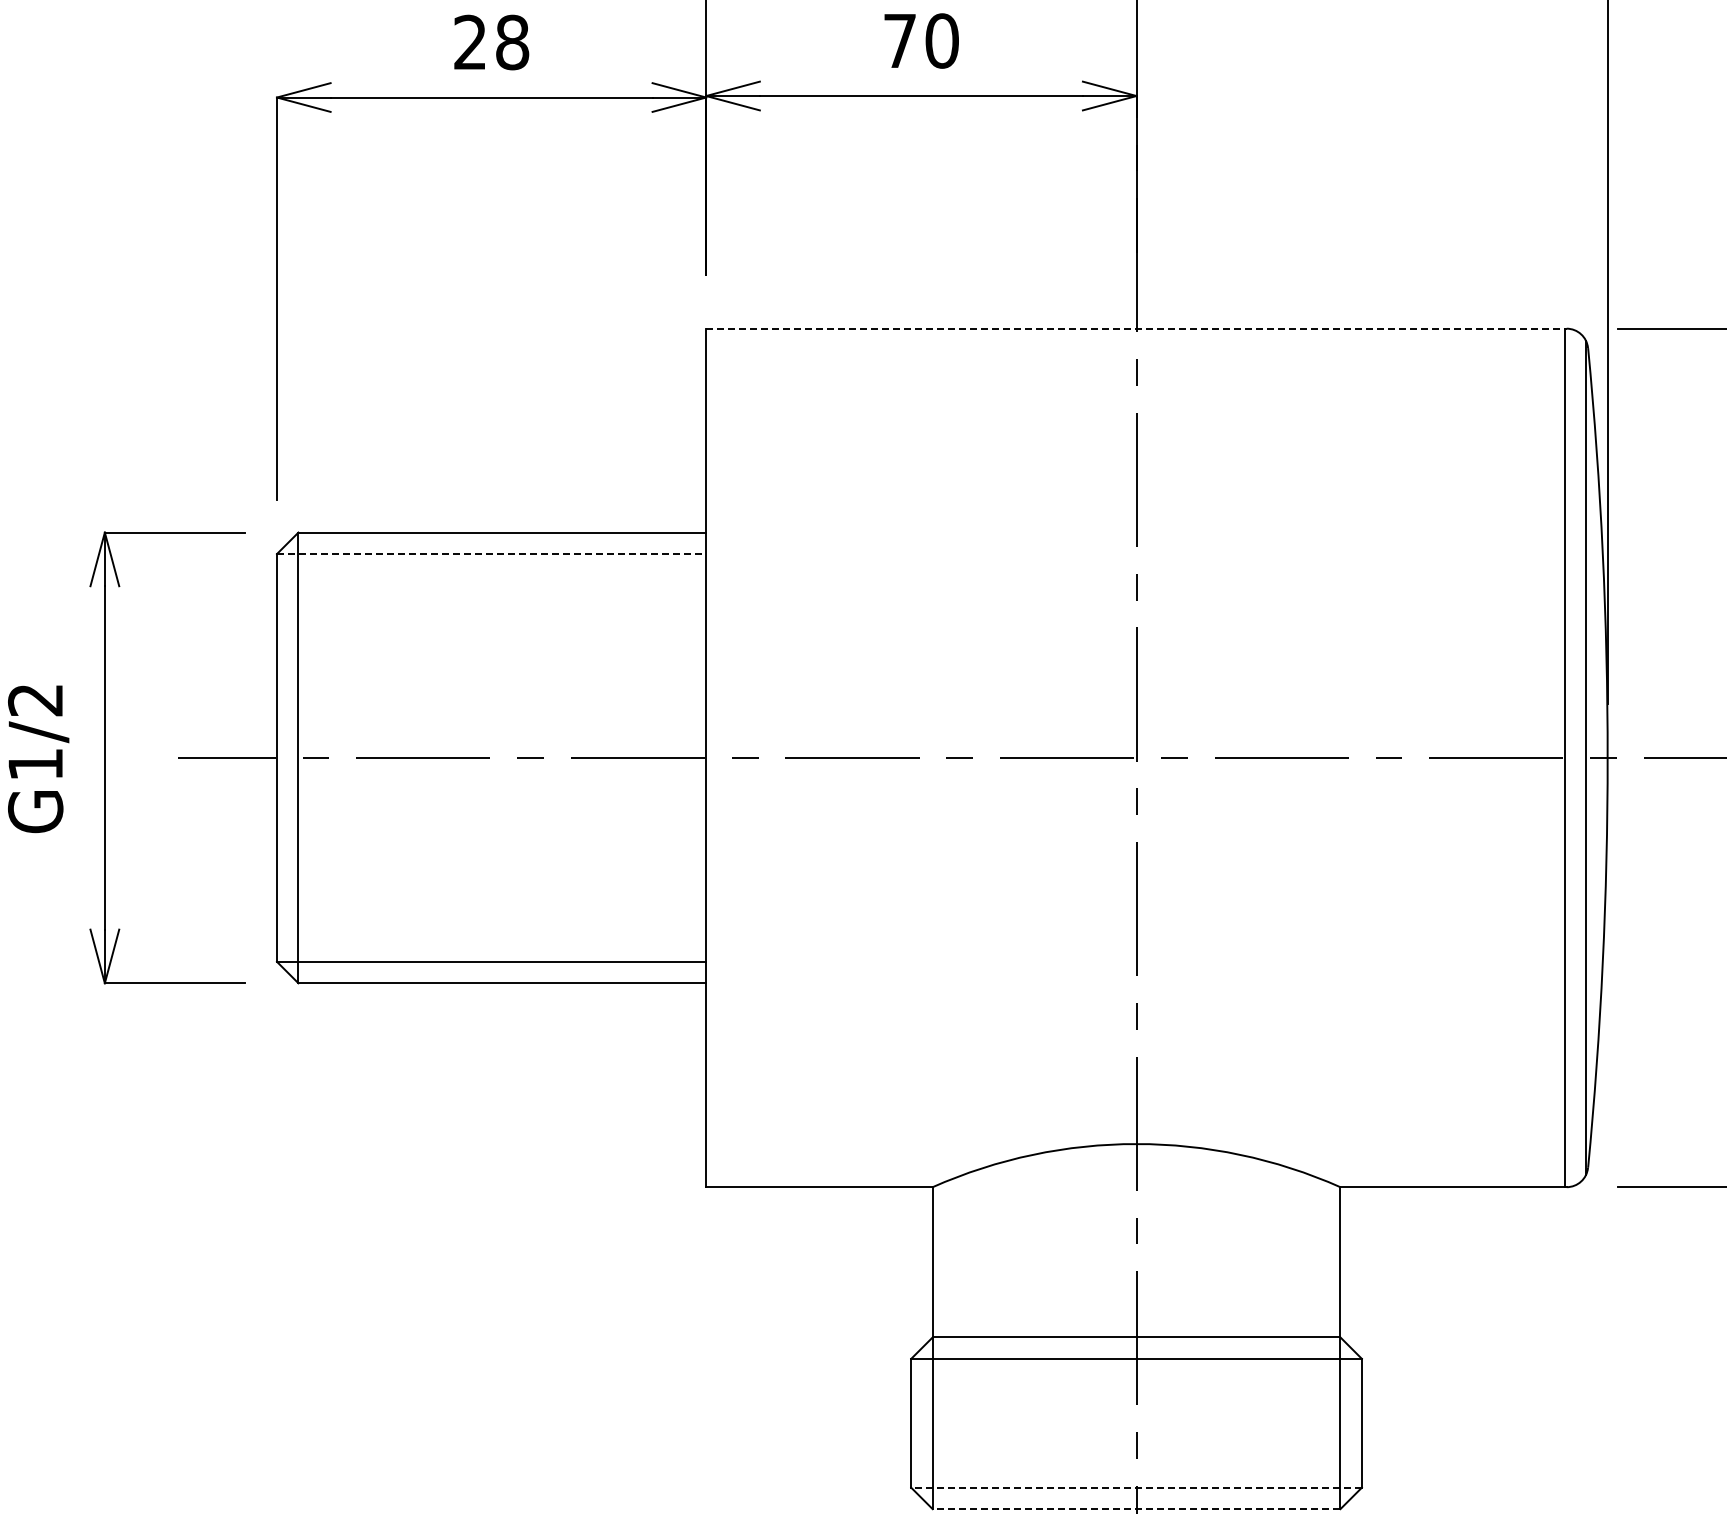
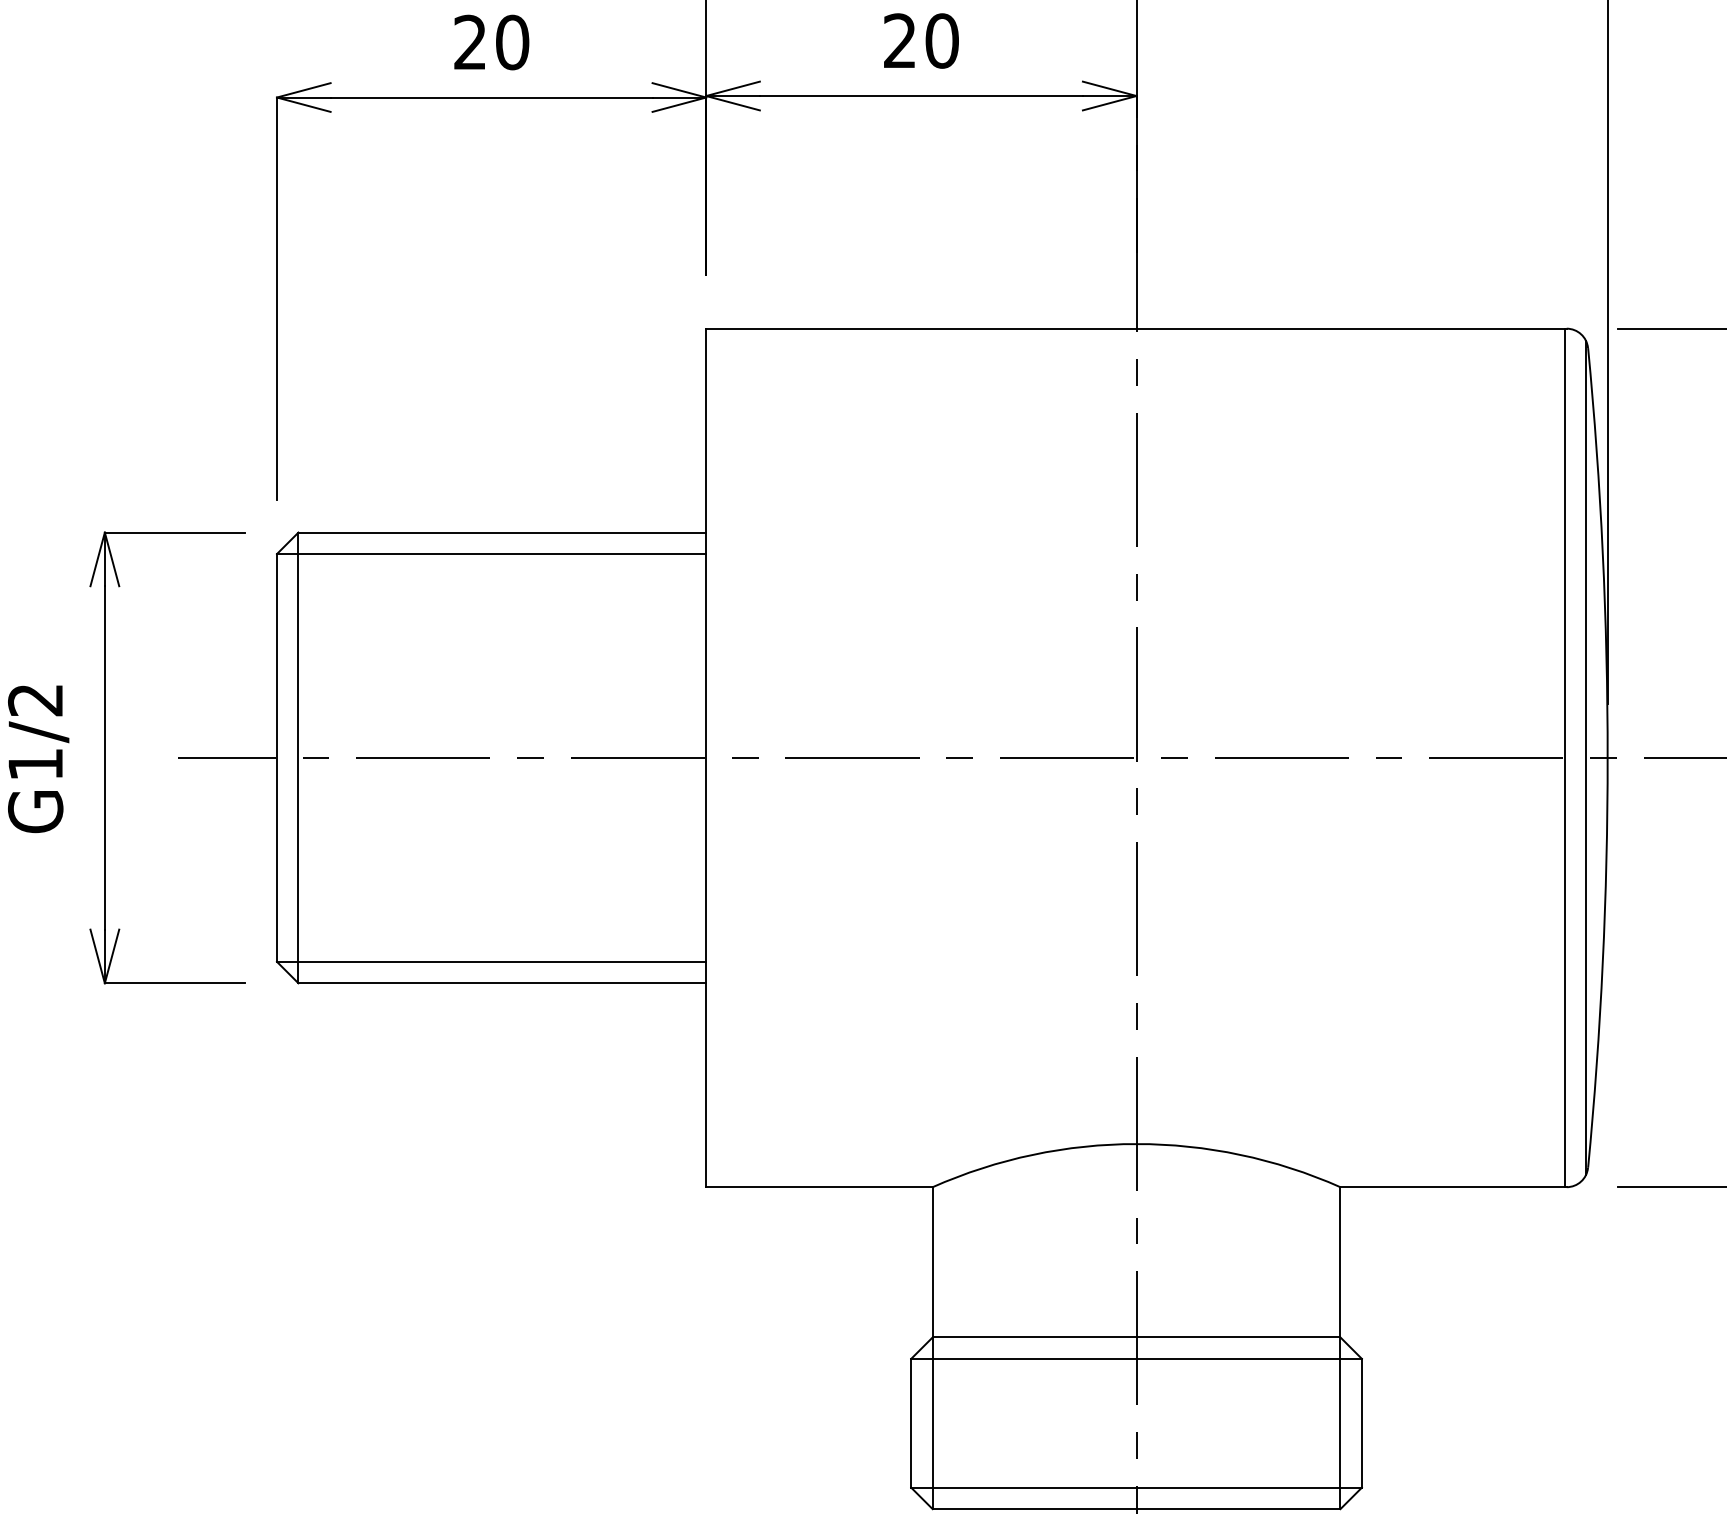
text: 70 -> 20 (899, 40)
text: 28 -> 20 (512, 42)
line: dashed -> solid (1136, 328)
line: dashed -> solid (491, 554)
line: dashed -> solid (1136, 1487)
line: dashed -> solid (1136, 1509)
